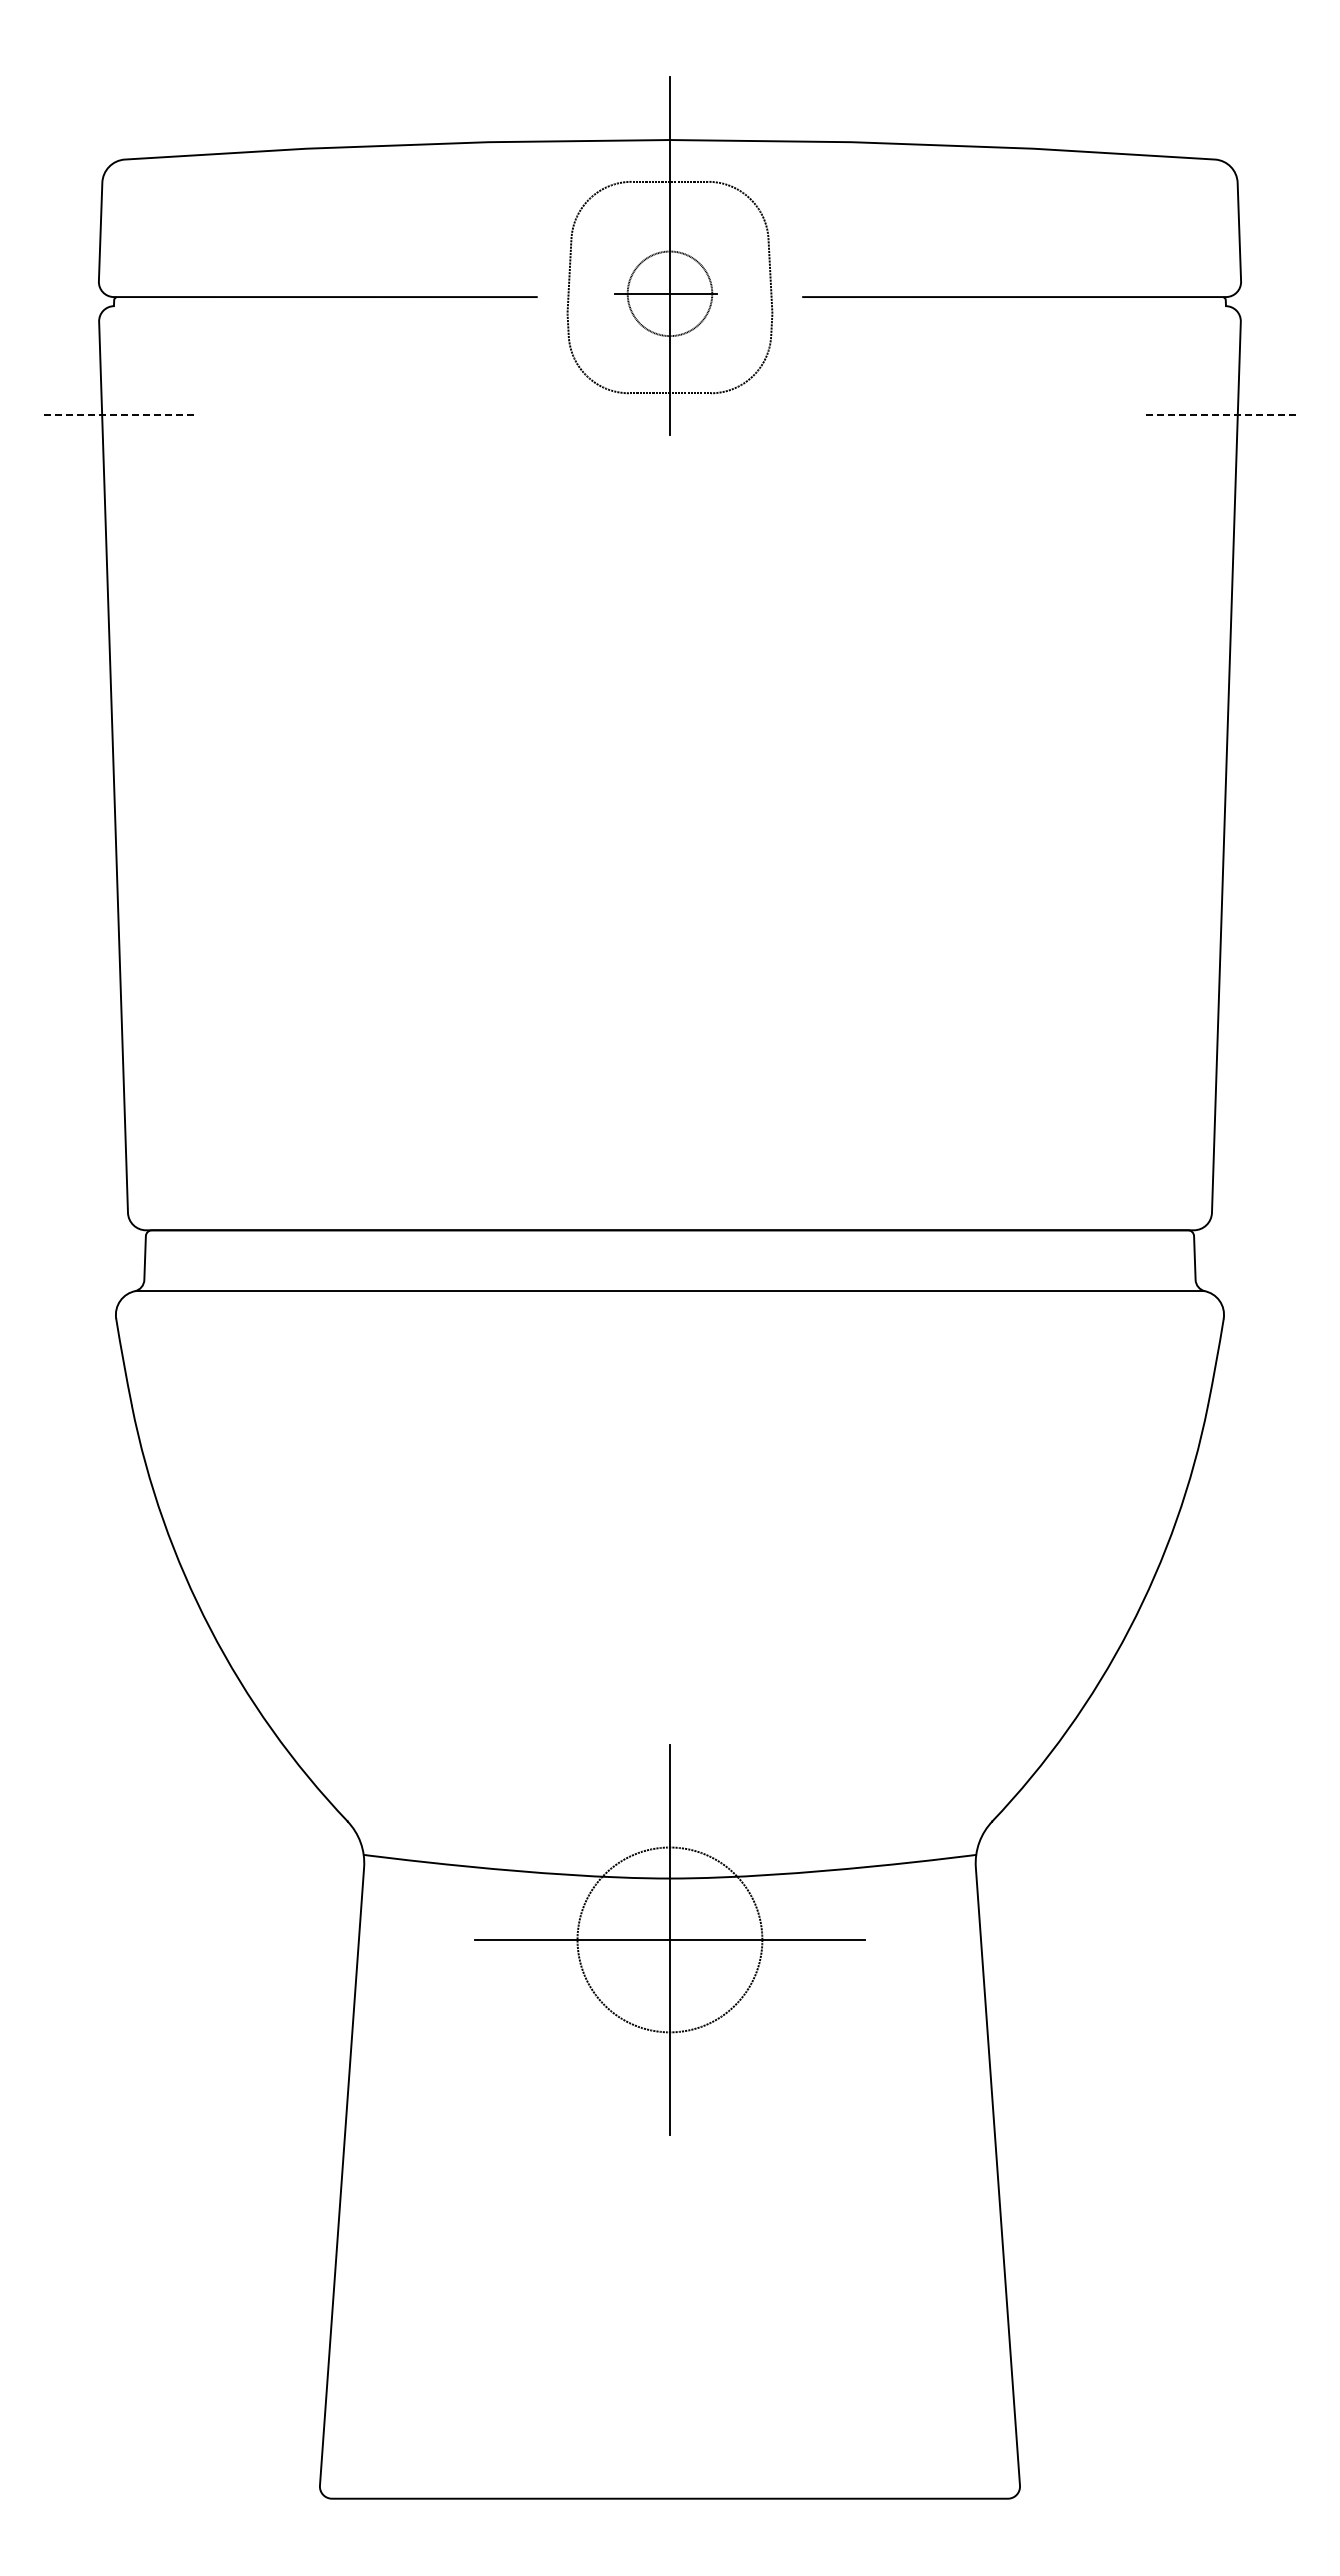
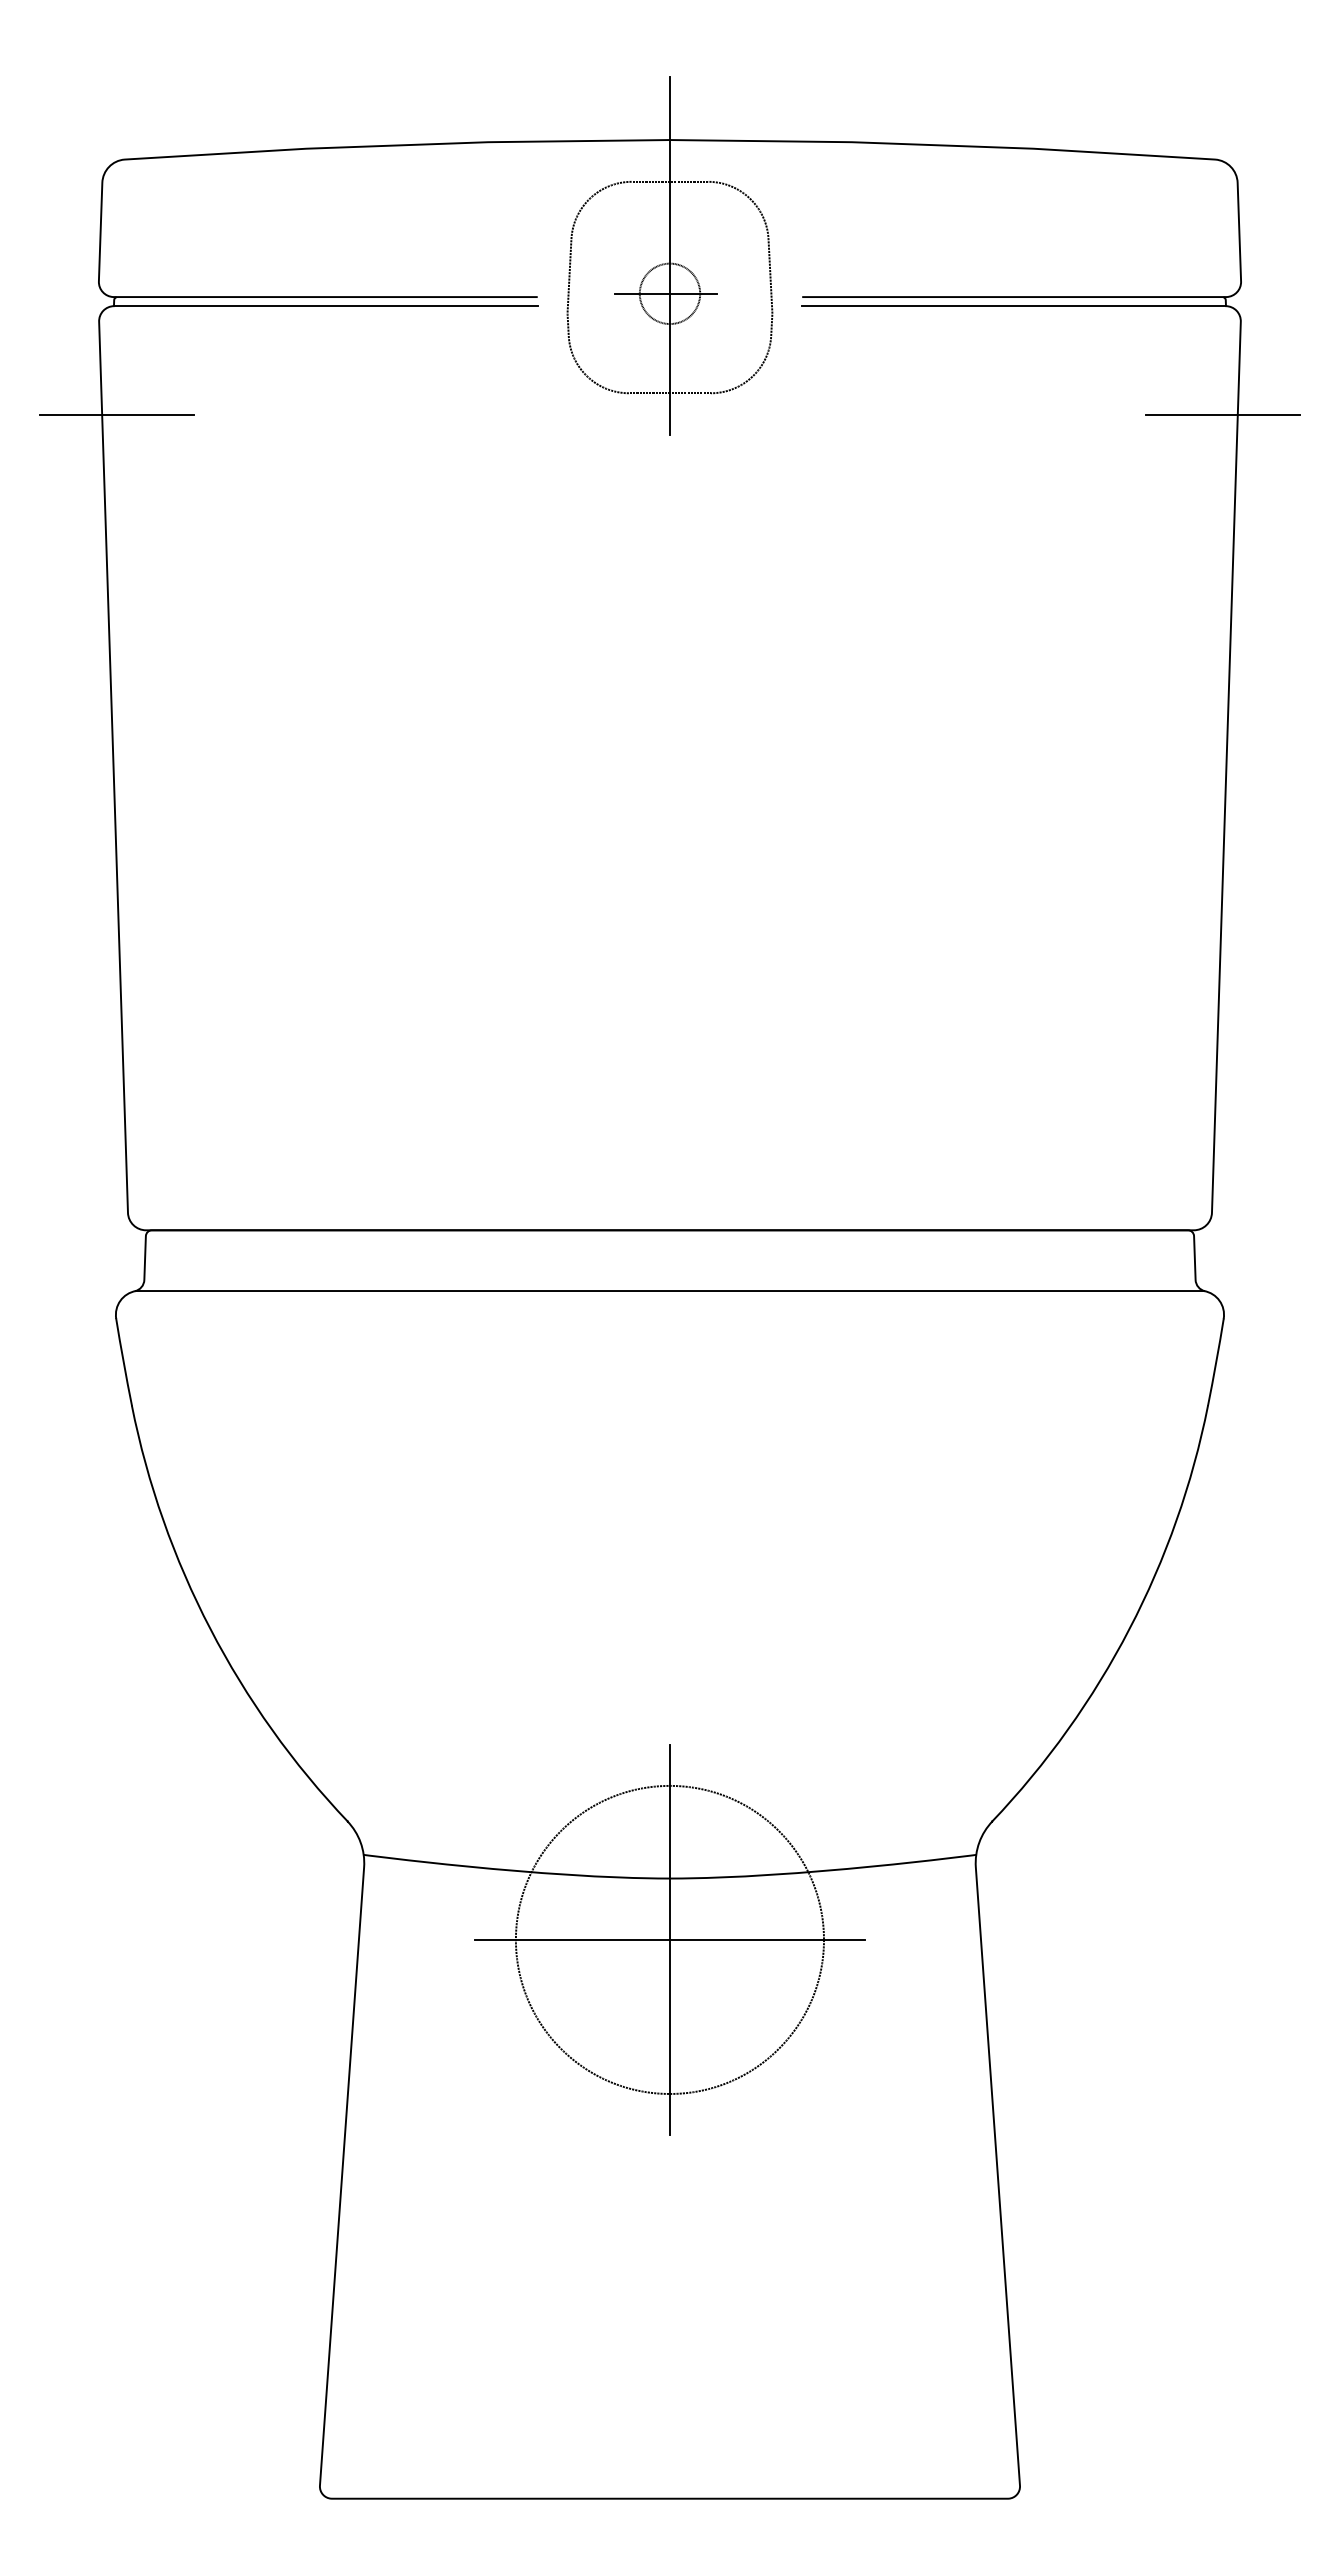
circle diameter: 85 px -> 60 px (669, 293)
line: none -> present (325, 306)
line: none -> present (1013, 306)
line: dashed -> solid (116, 414)
line: dashed -> solid (1223, 414)
circle diameter: 185 px -> 308 px (669, 1939)
